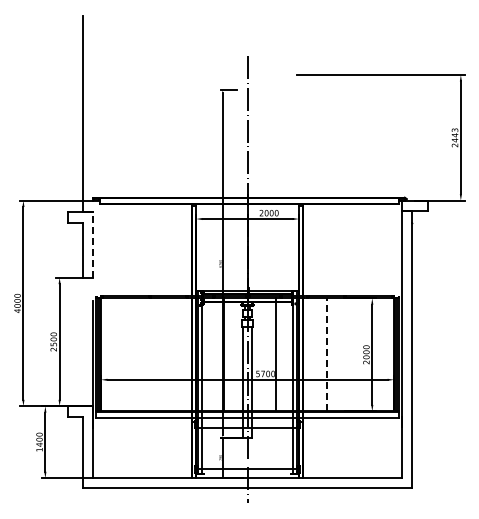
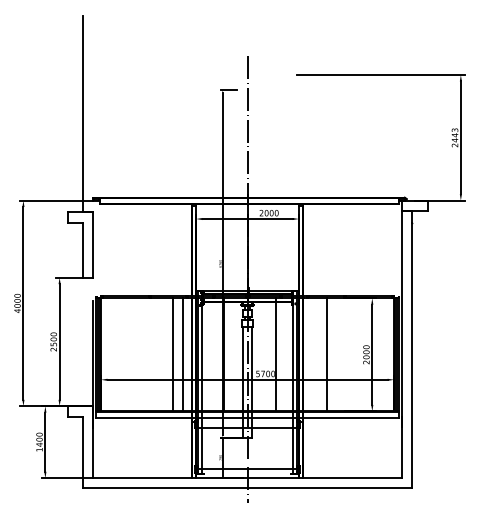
line: dashed -> solid (93, 245)
line: none -> present (173, 354)
line: none -> present (183, 354)
line: dashed -> solid (327, 354)
